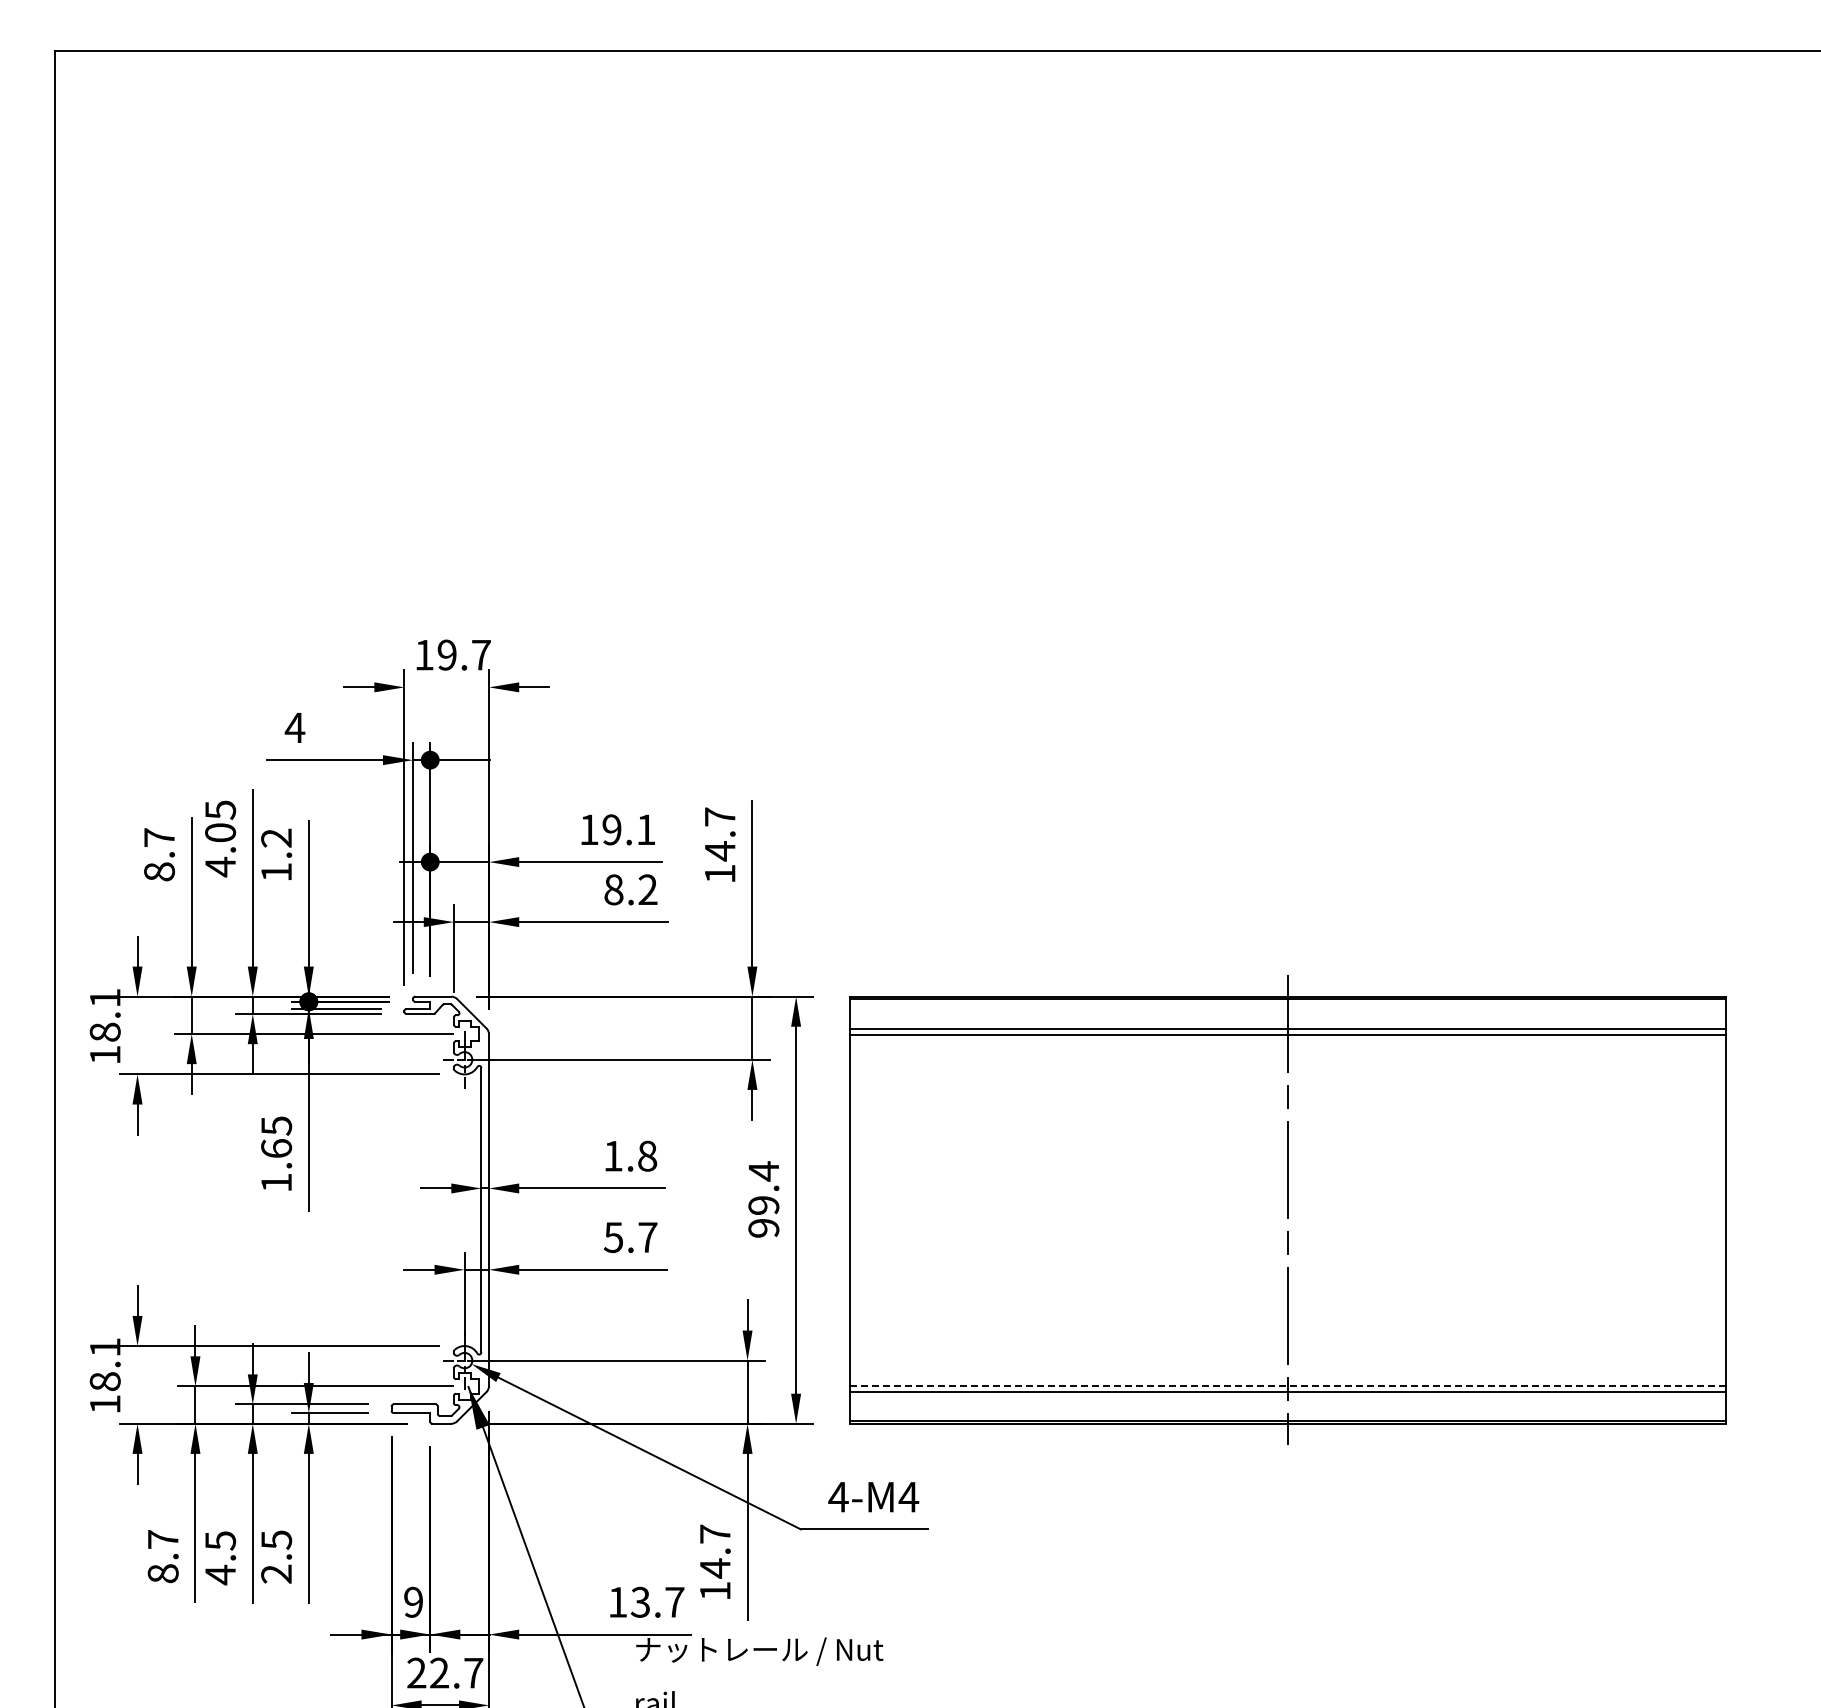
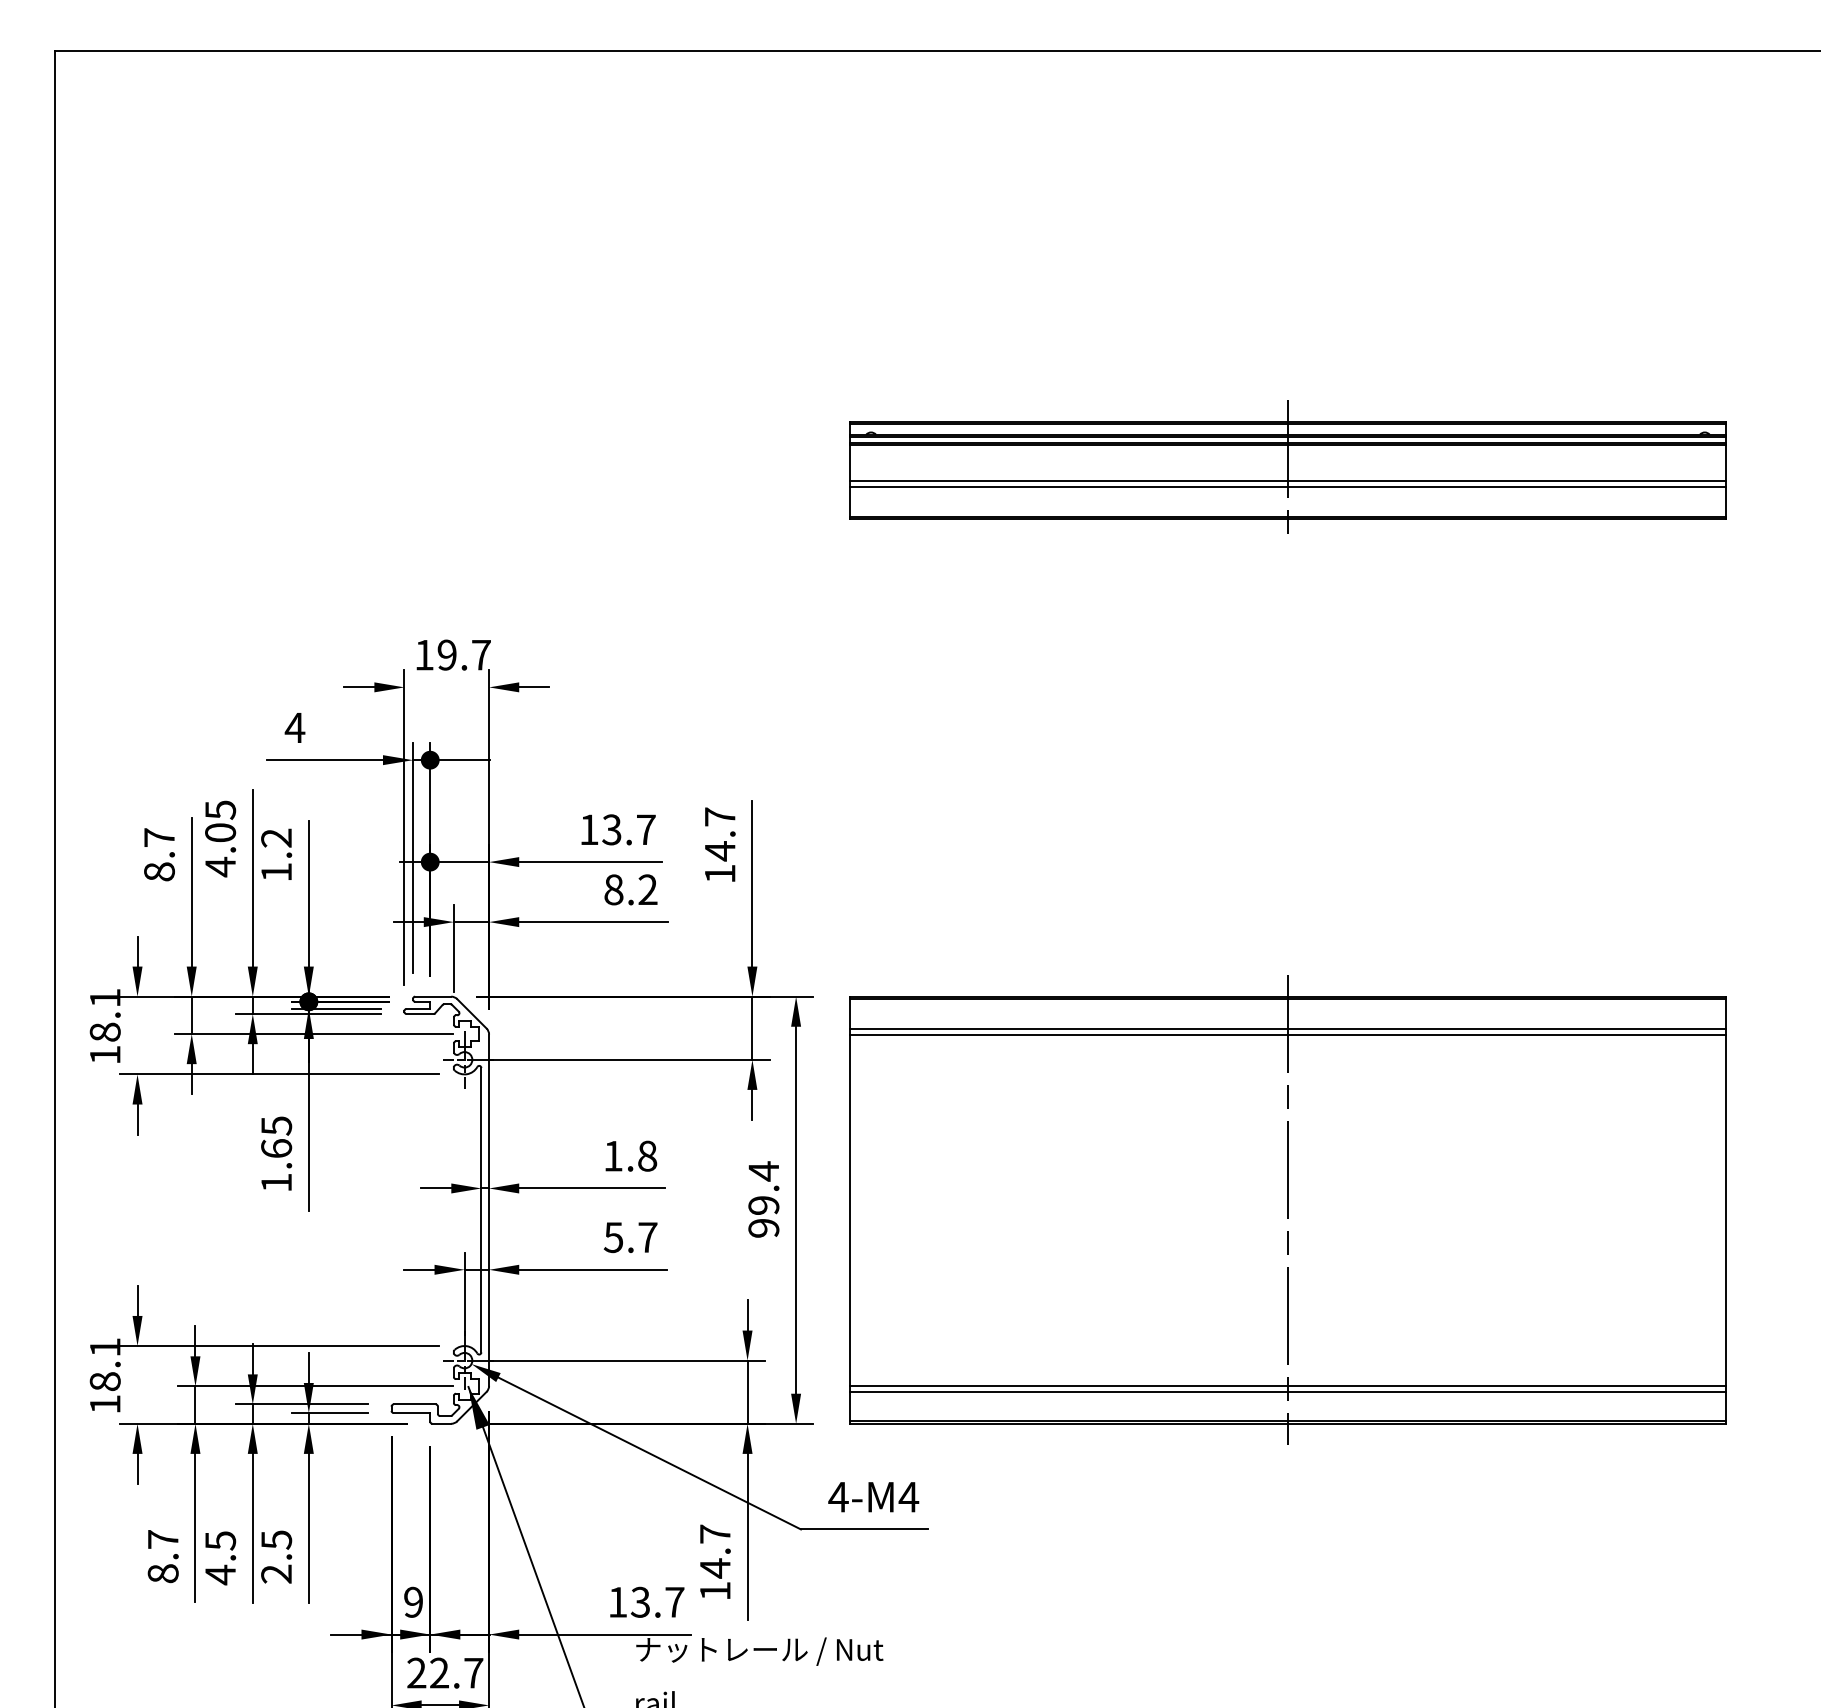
part: none -> present (1287, 466)
text: 19.1 -> 13.7 (628, 829)
line: dashed -> solid (1287, 1385)
